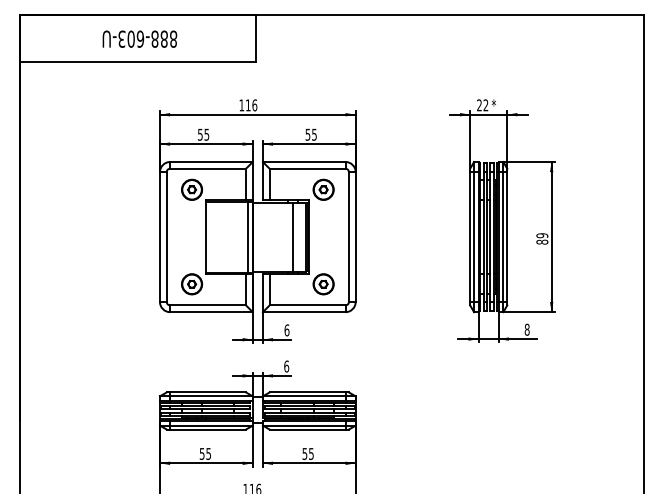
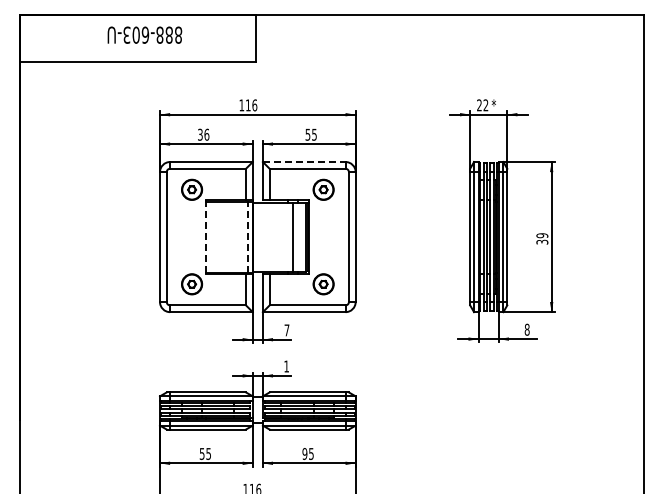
text position: (139, 38) -> (144, 34) (144, 34)
text: 55 -> 36 (203, 134)
line: solid -> dashed (304, 162)
line: solid -> dashed (247, 236)
line: solid -> dashed (206, 237)
text: 89 -> 39 (542, 241)
text: 6 -> 7 (286, 330)
text: 6 -> 1 (286, 366)
text: 55 -> 95 (304, 453)
